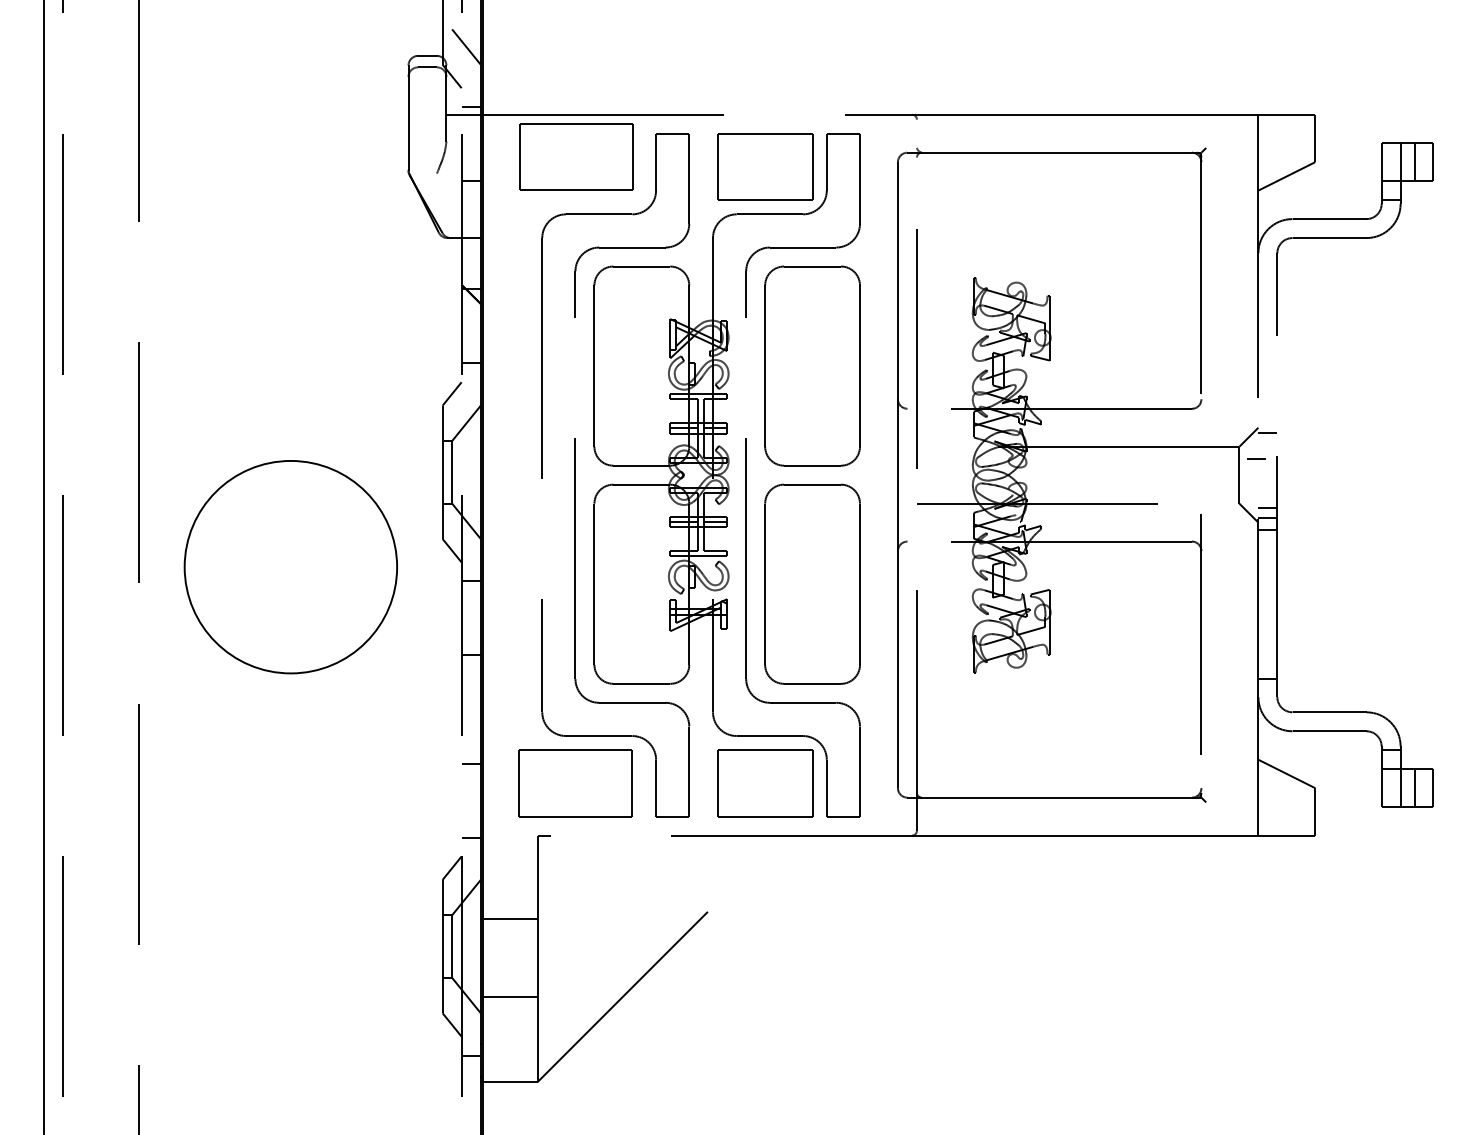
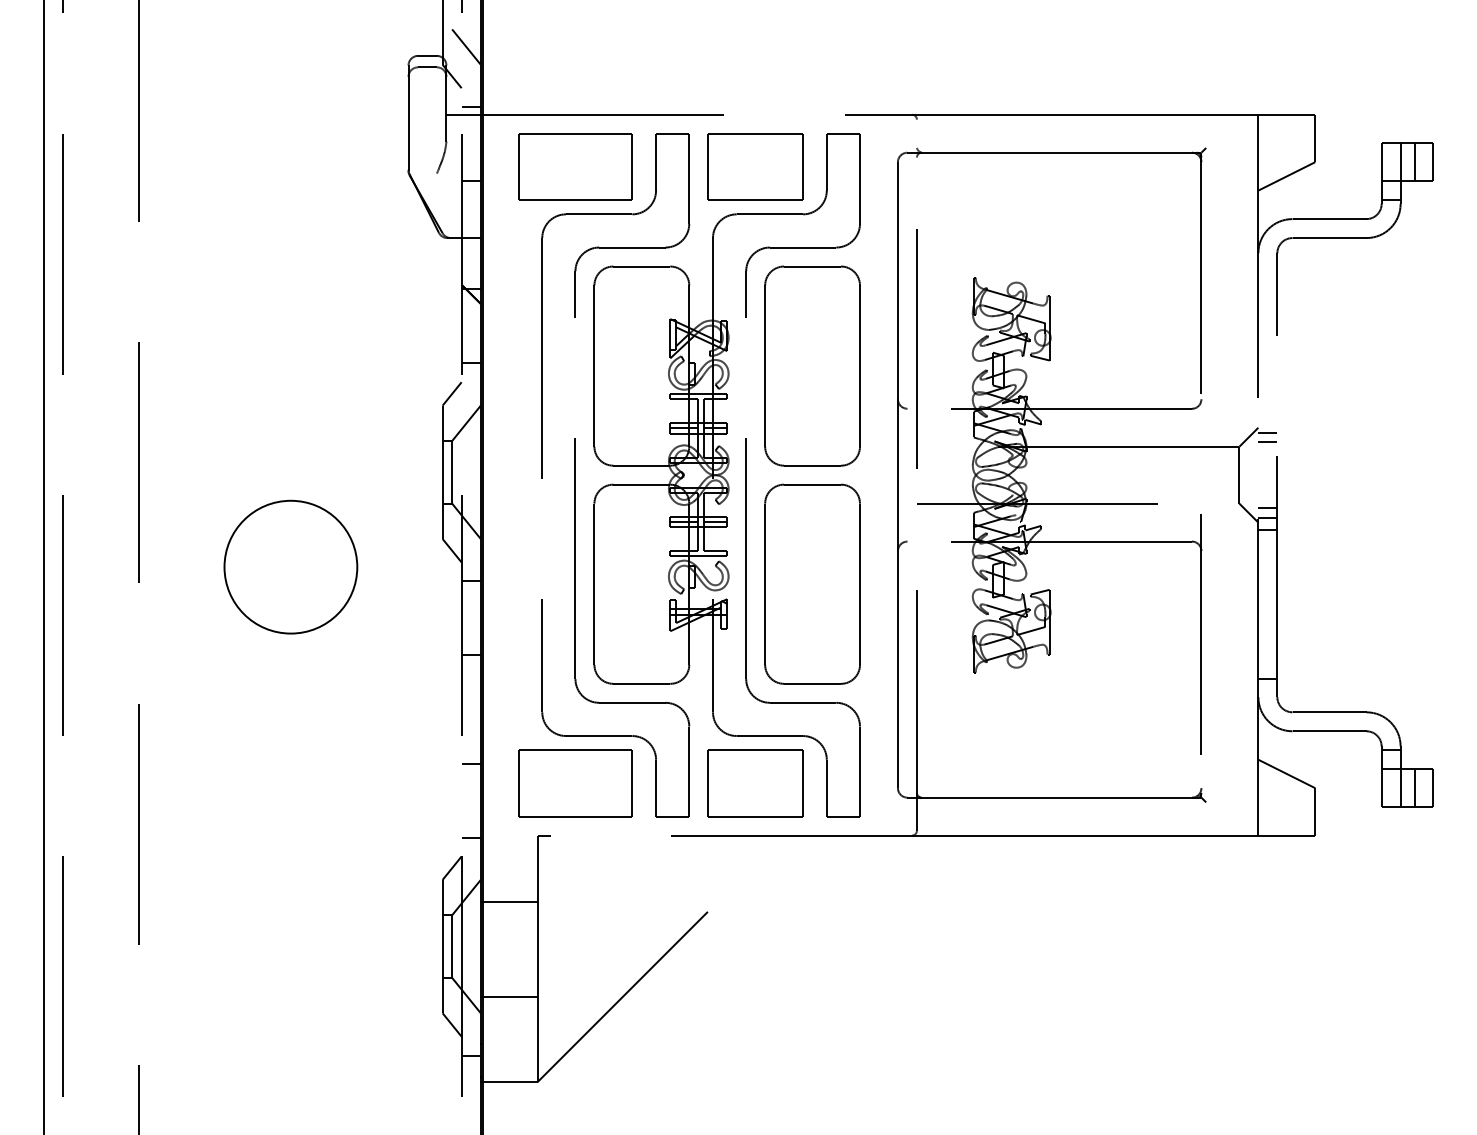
part position: (576, 156) -> (575, 166) (575, 166)
part position: (765, 166) -> (755, 166) (755, 166)
line position: (1256, 458) -> (1267, 441) (1267, 441)
circle diameter: 212 px -> 133 px (290, 566)
part position: (765, 783) -> (755, 783) (755, 783)
line position: (508, 919) -> (508, 902) (508, 902)
